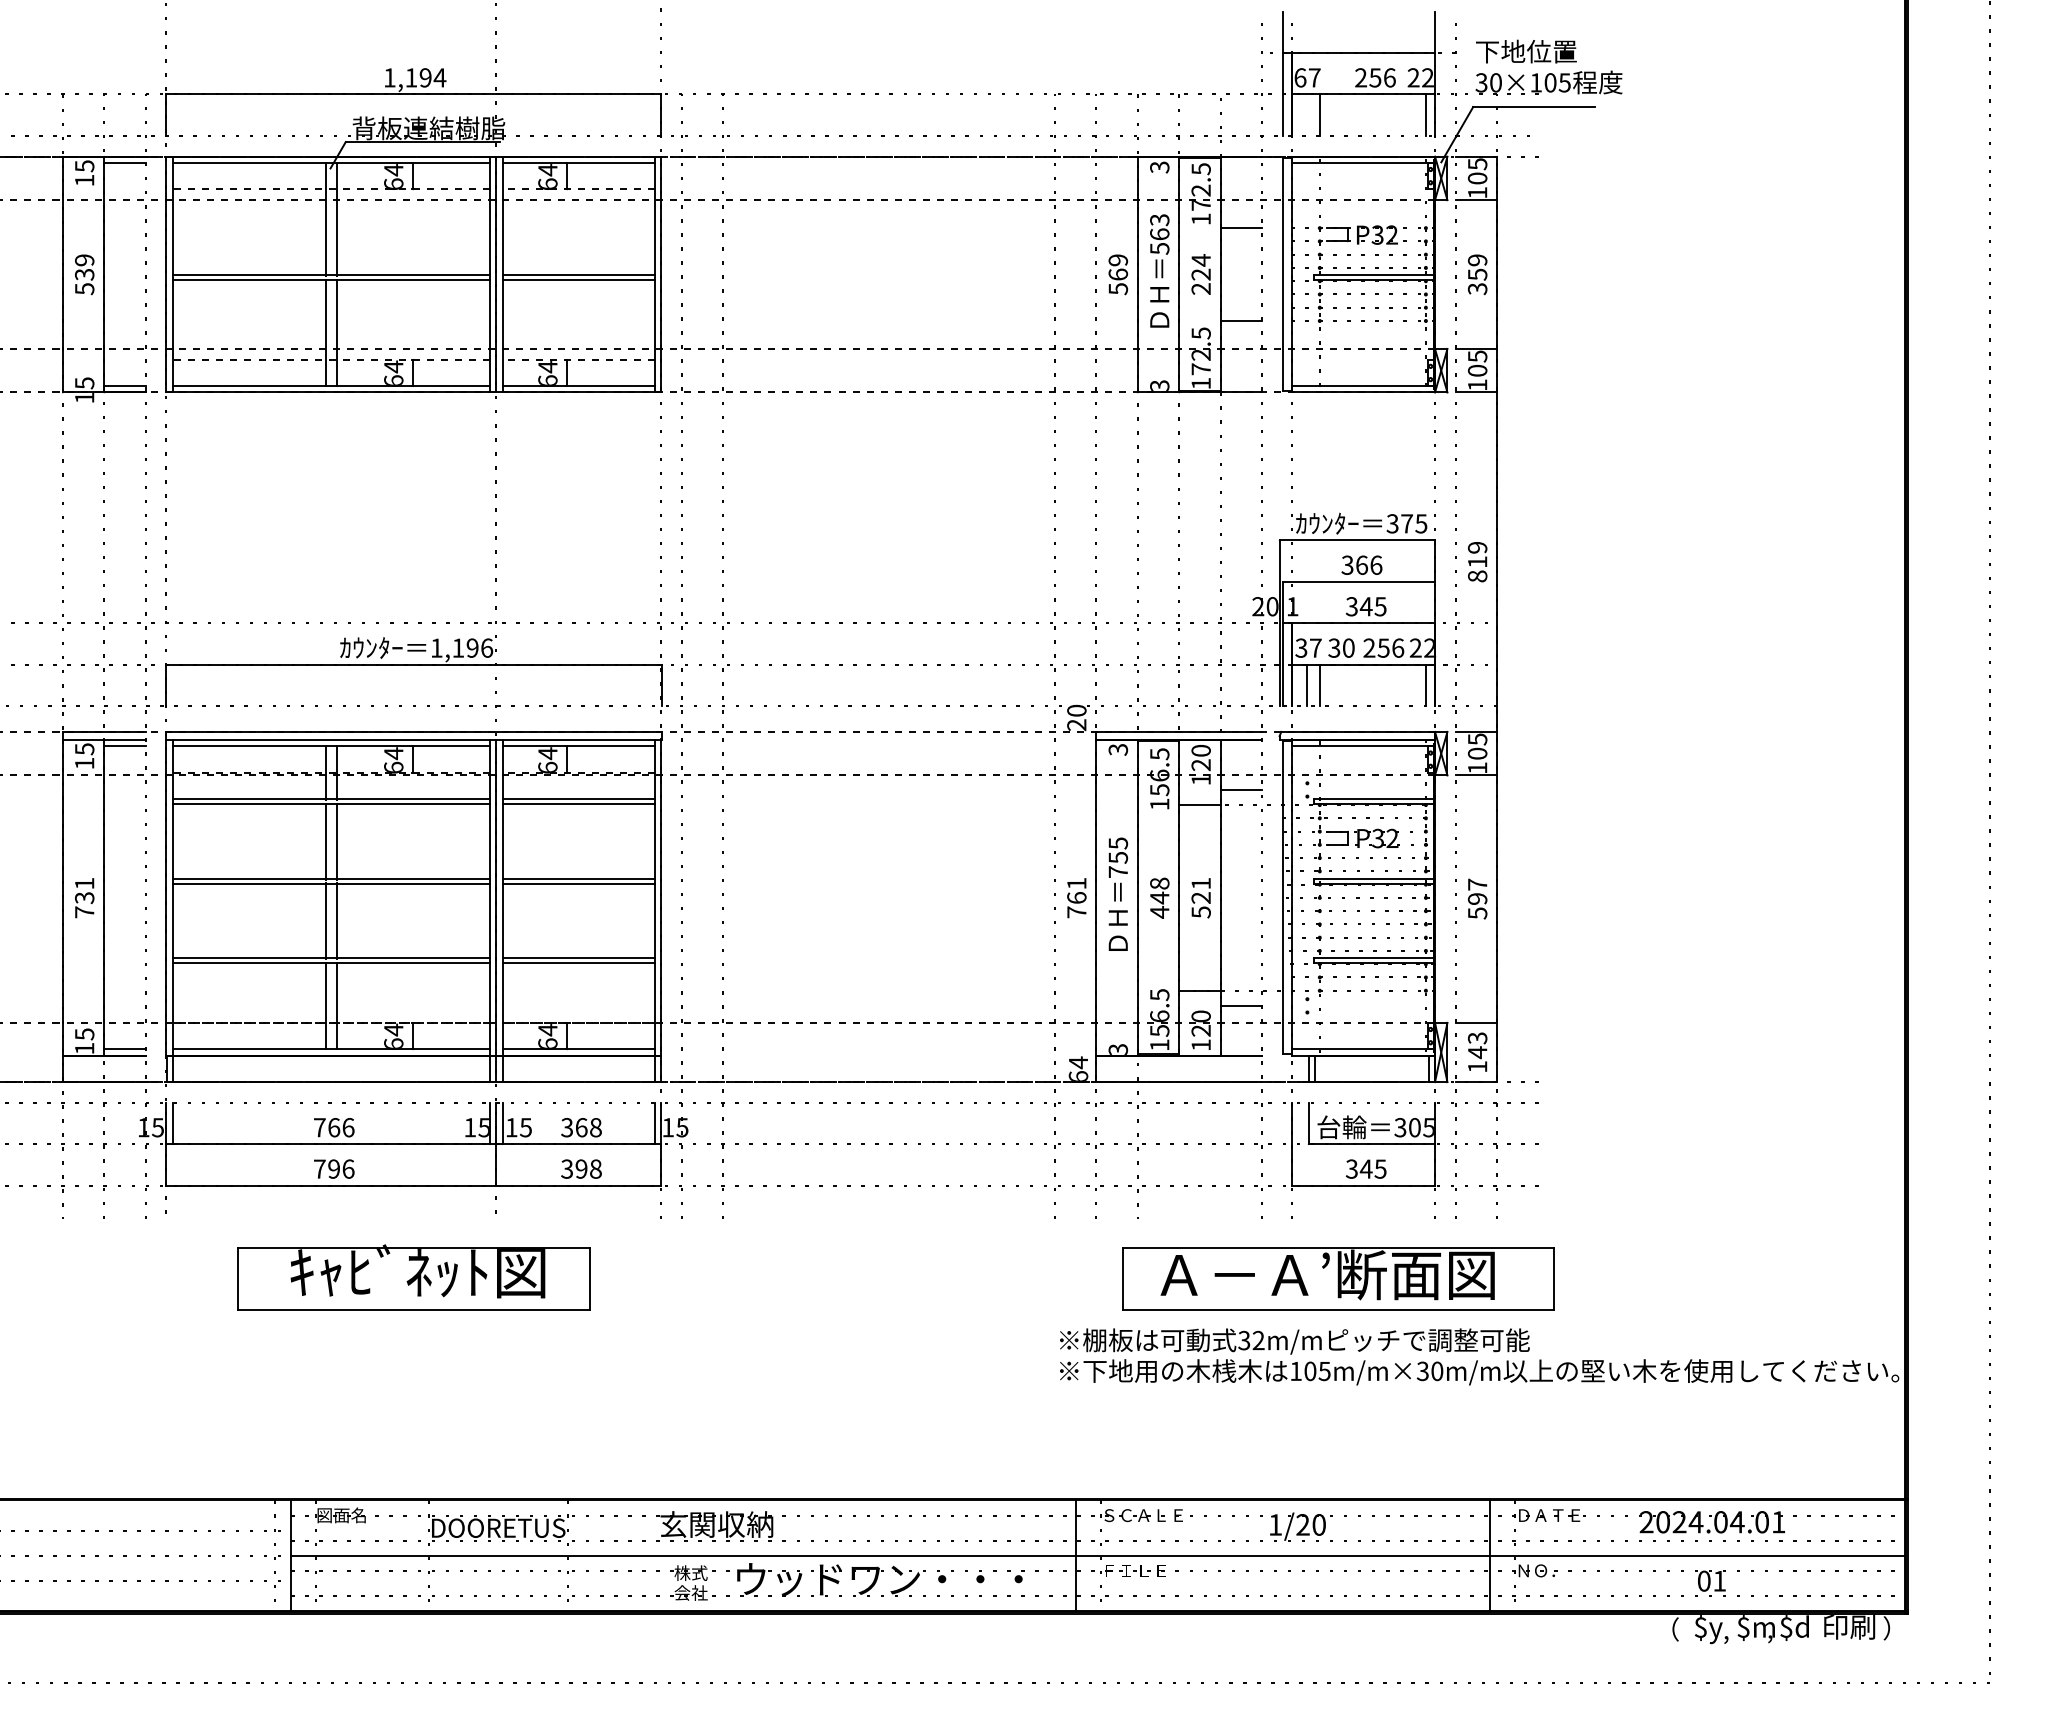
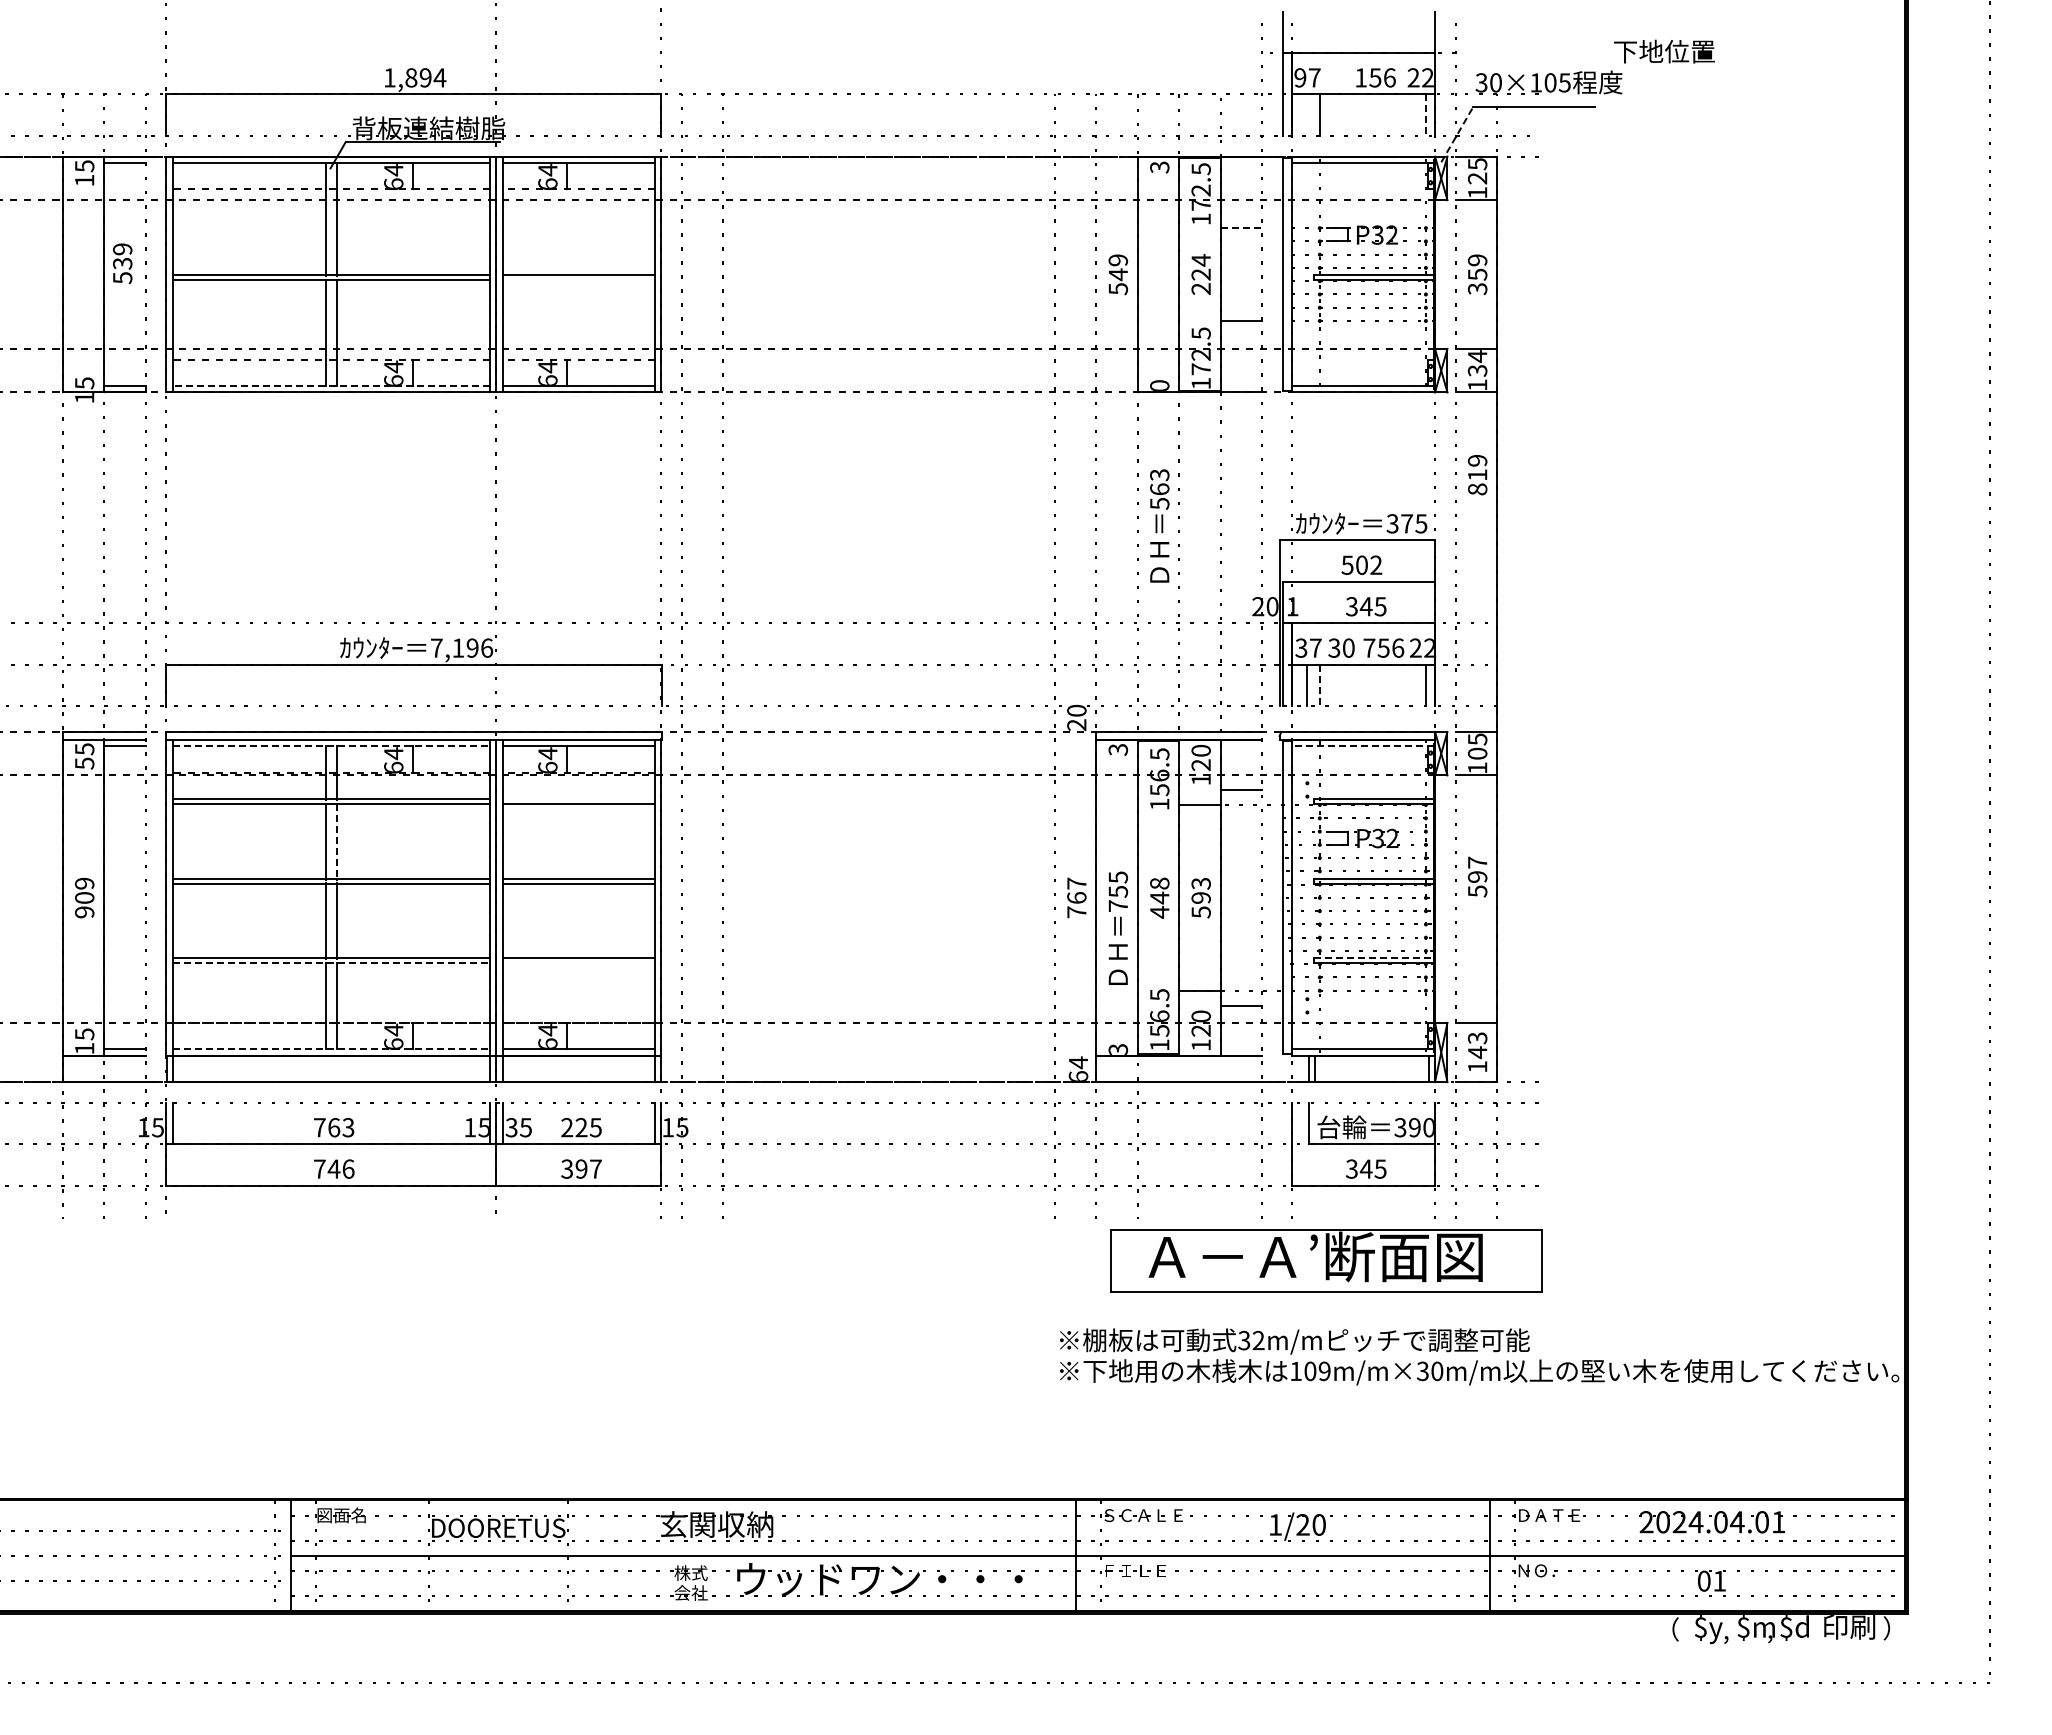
text position: (1526, 51) -> (1664, 51) (1664, 51)
text: 1,194 -> 1,894 (411, 77)
text: 67 -> 97 (1300, 77)
text: 256 -> 156 (1360, 77)
line: solid -> dashed (1425, 115)
line: solid -> dashed (1457, 134)
text: 105 -> 125 (1477, 178)
line: solid -> dashed (1241, 228)
text position: (1159, 270) -> (1159, 525) (1159, 525)
text position: (84, 274) -> (122, 263) (122, 263)
text: 569 -> 549 (1118, 274)
line: present -> none (578, 280)
text: 105 -> 134 (1477, 363)
text: 3 -> 0 (1159, 385)
line: solid -> dashed (331, 386)
text position: (1477, 562) -> (1477, 475) (1477, 475)
text: 366 -> 502 (1362, 564)
text: 1,196 -> 7,196 (436, 647)
text: 256 -> 756 (1369, 647)
line: solid -> dashed (1319, 685)
line: solid -> dashed (331, 746)
line: solid -> dashed (1362, 746)
text: 15 -> 55 (84, 763)
line: present -> none (578, 799)
line: solid -> dashed (337, 841)
text: 761 -> 767 (1076, 883)
text: 521 -> 593 (1200, 890)
text position: (1118, 893) -> (1118, 927) (1118, 927)
text: 731 -> 909 (84, 897)
text position: (1477, 898) -> (1477, 876) (1477, 876)
line: solid -> dashed (1374, 958)
line: solid -> dashed (331, 963)
line: present -> none (578, 963)
line: solid -> dashed (331, 1049)
text: 766 -> 763 (348, 1127)
text: 15 -> 35 (511, 1127)
text: 368 -> 225 (581, 1127)
text: 305 -> 390 (1421, 1127)
text: 796 -> 746 (333, 1168)
text: 398 -> 397 (595, 1168)
part: present -> none (413, 1277)
part position: (1338, 1278) -> (1326, 1260) (1326, 1260)
text: 105m/m×30m/m -> 109m/m×30m/m (1324, 1371)
